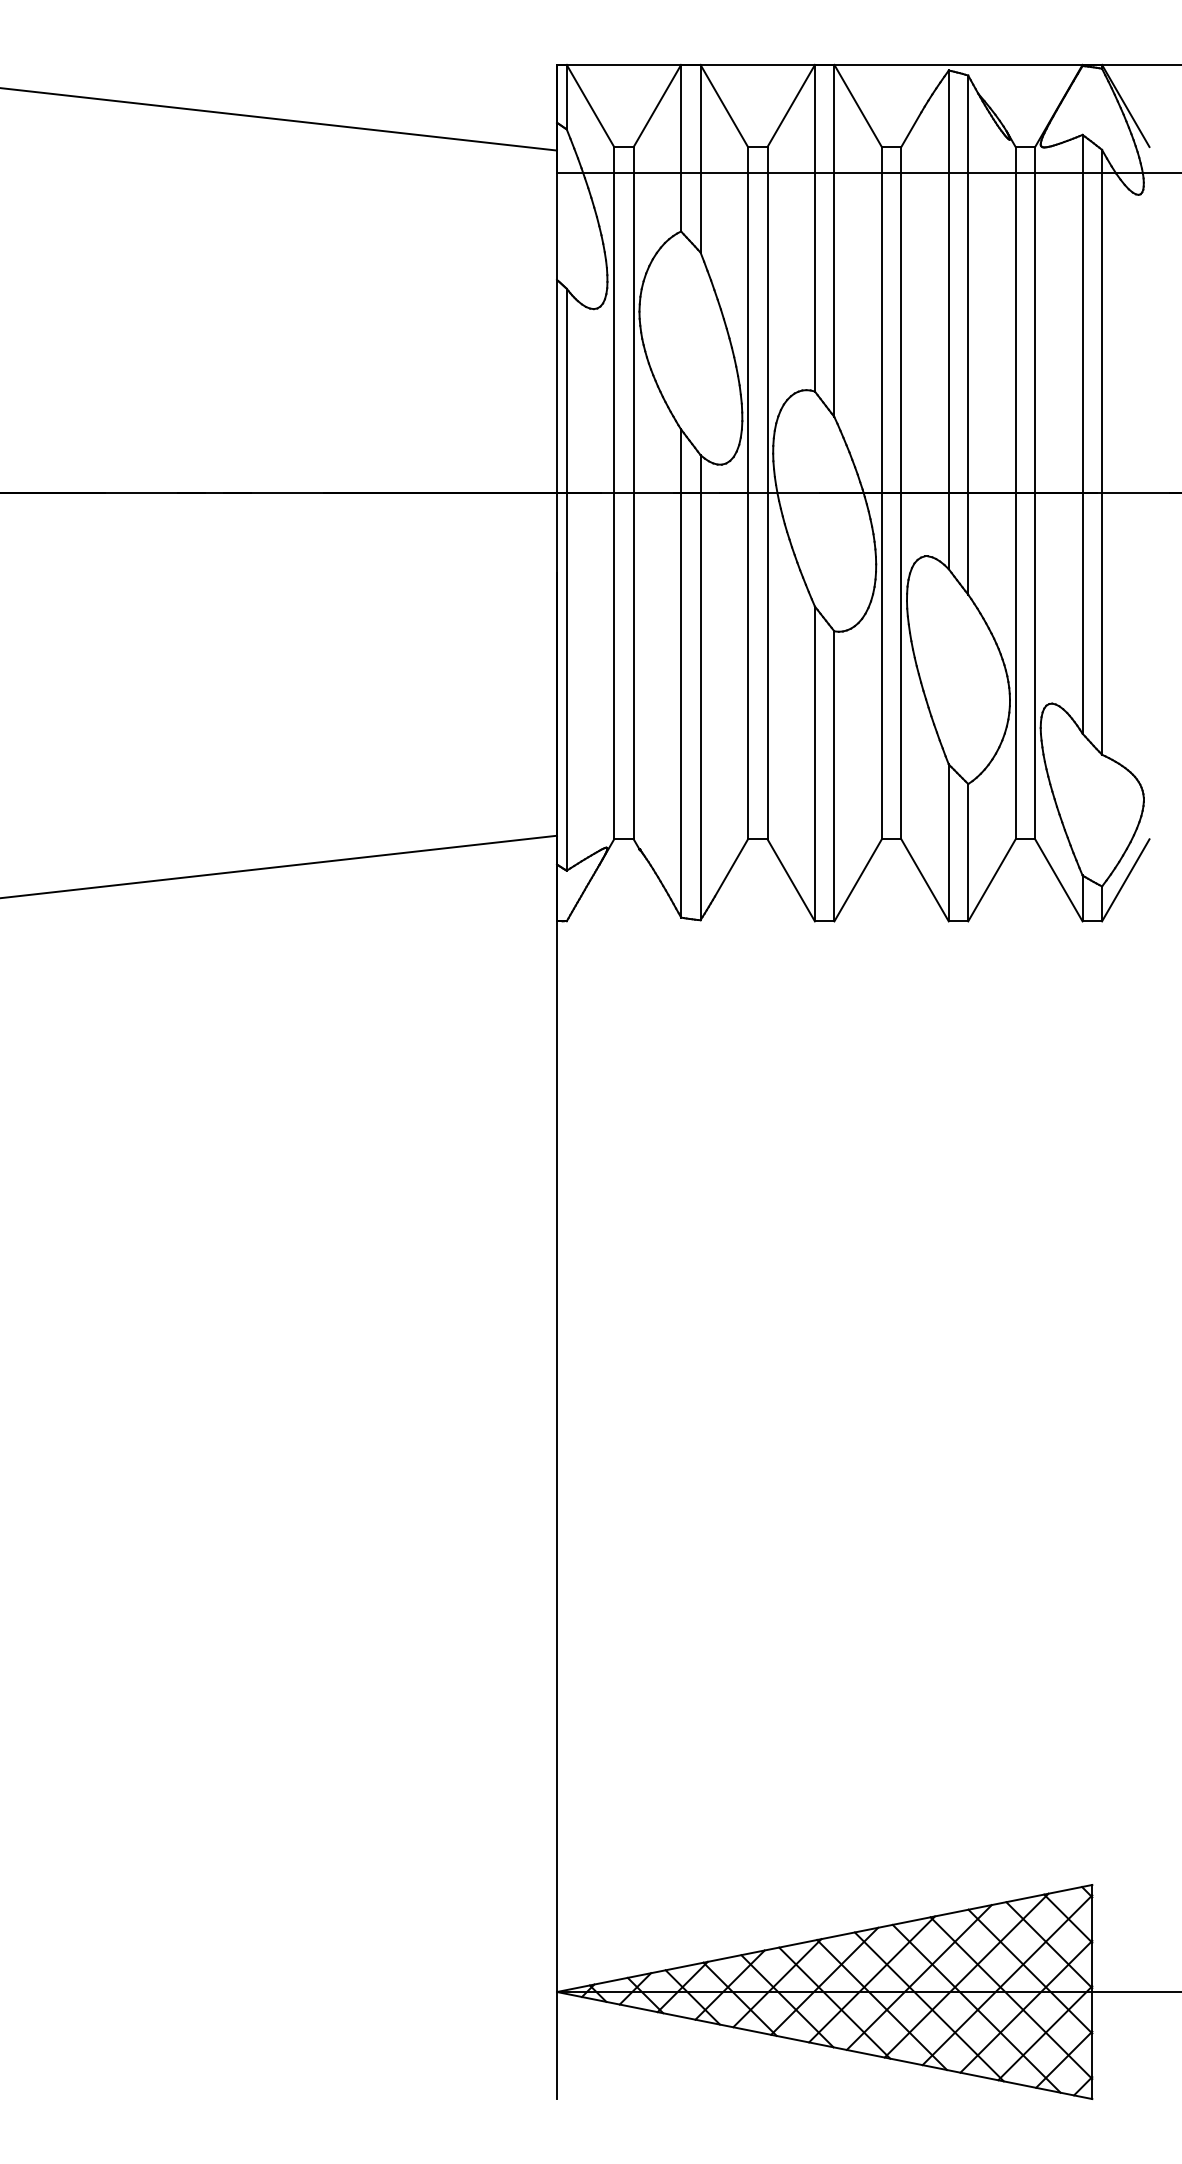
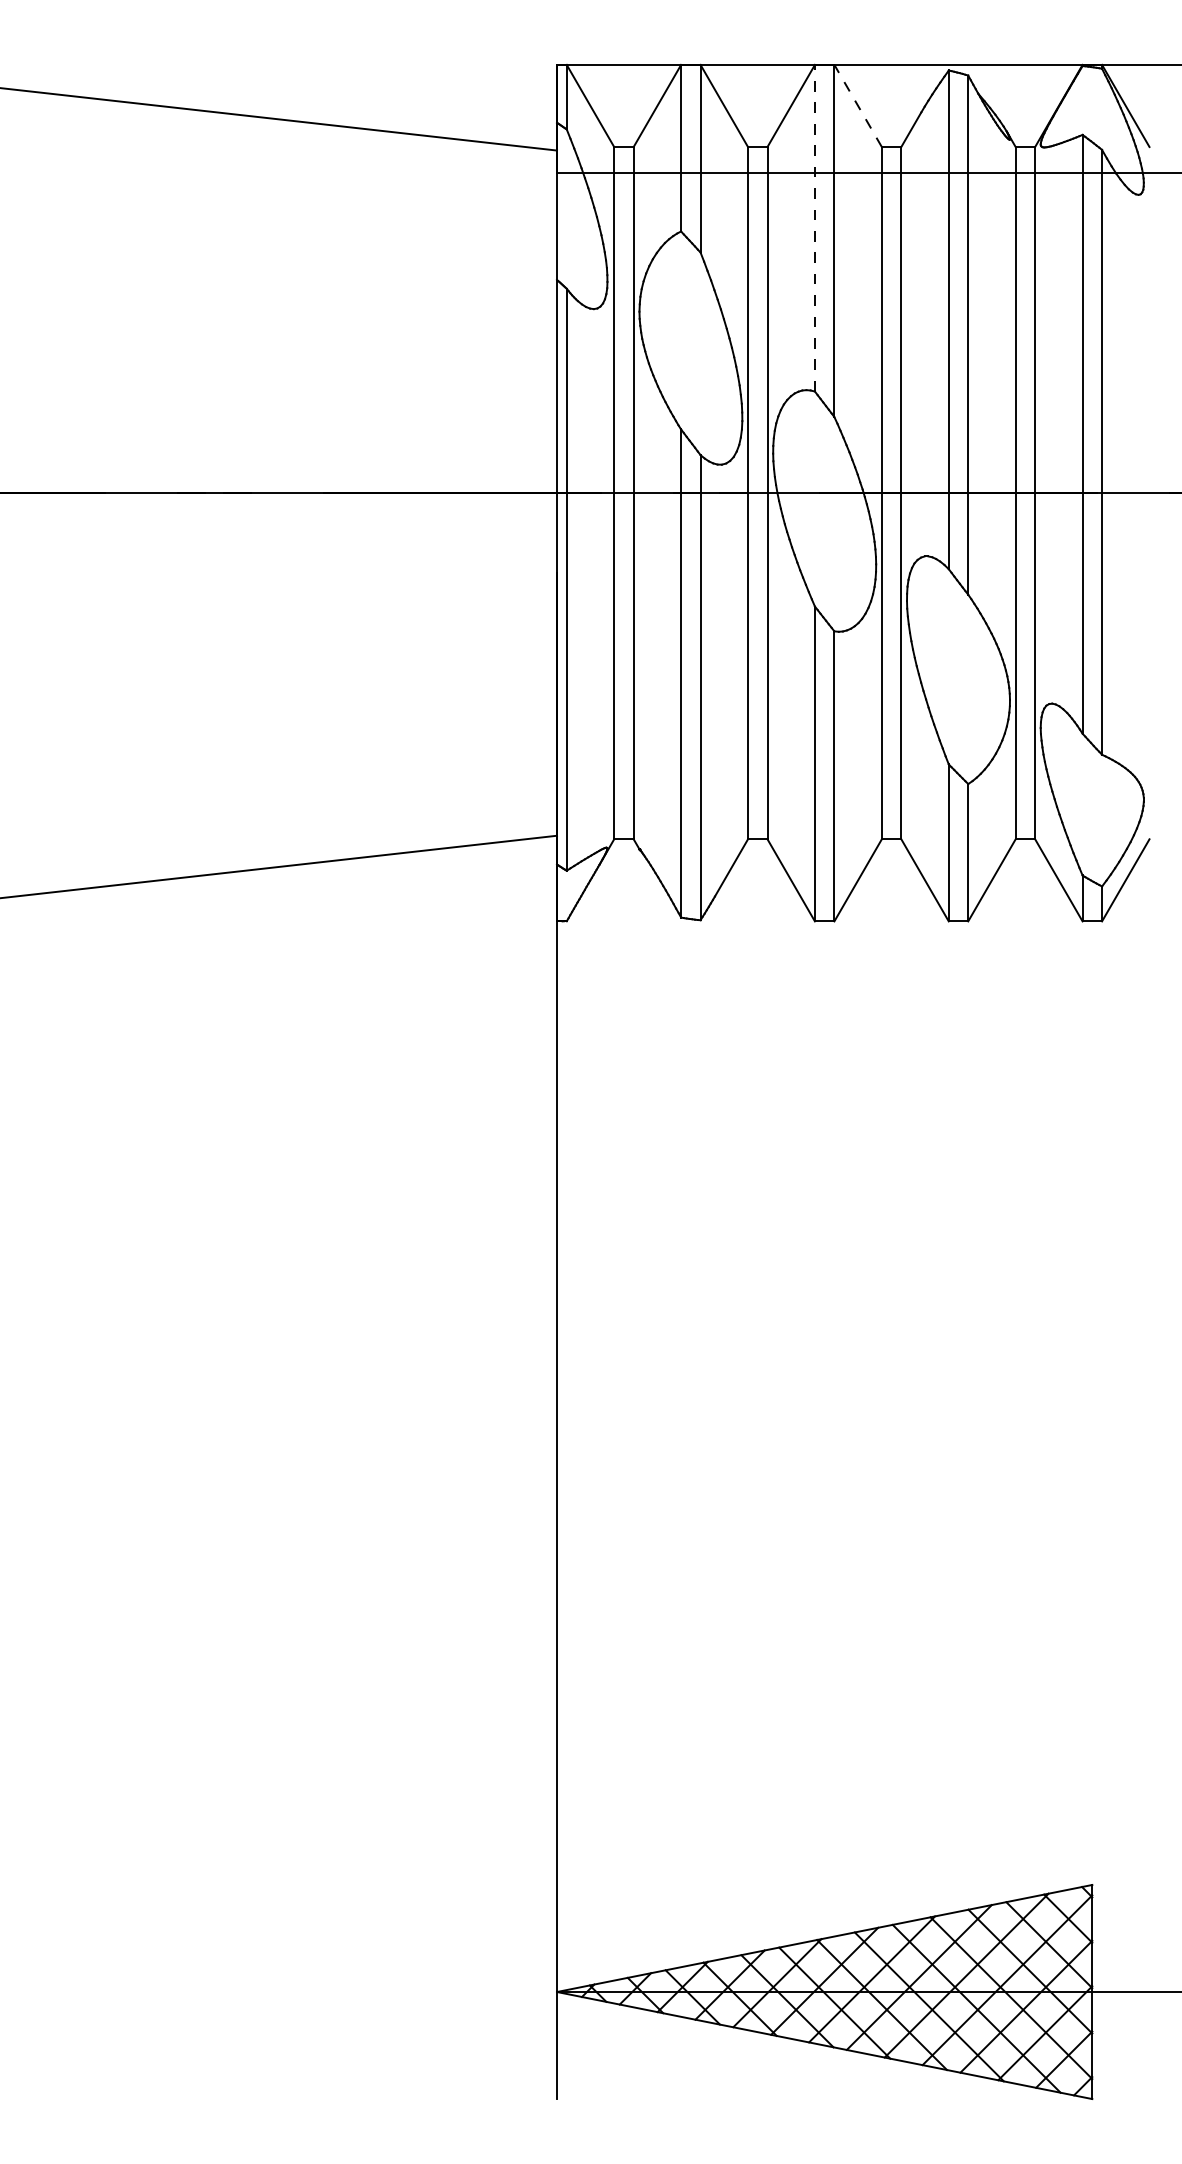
line: solid -> dashed (857, 105)
line: solid -> dashed (814, 227)
